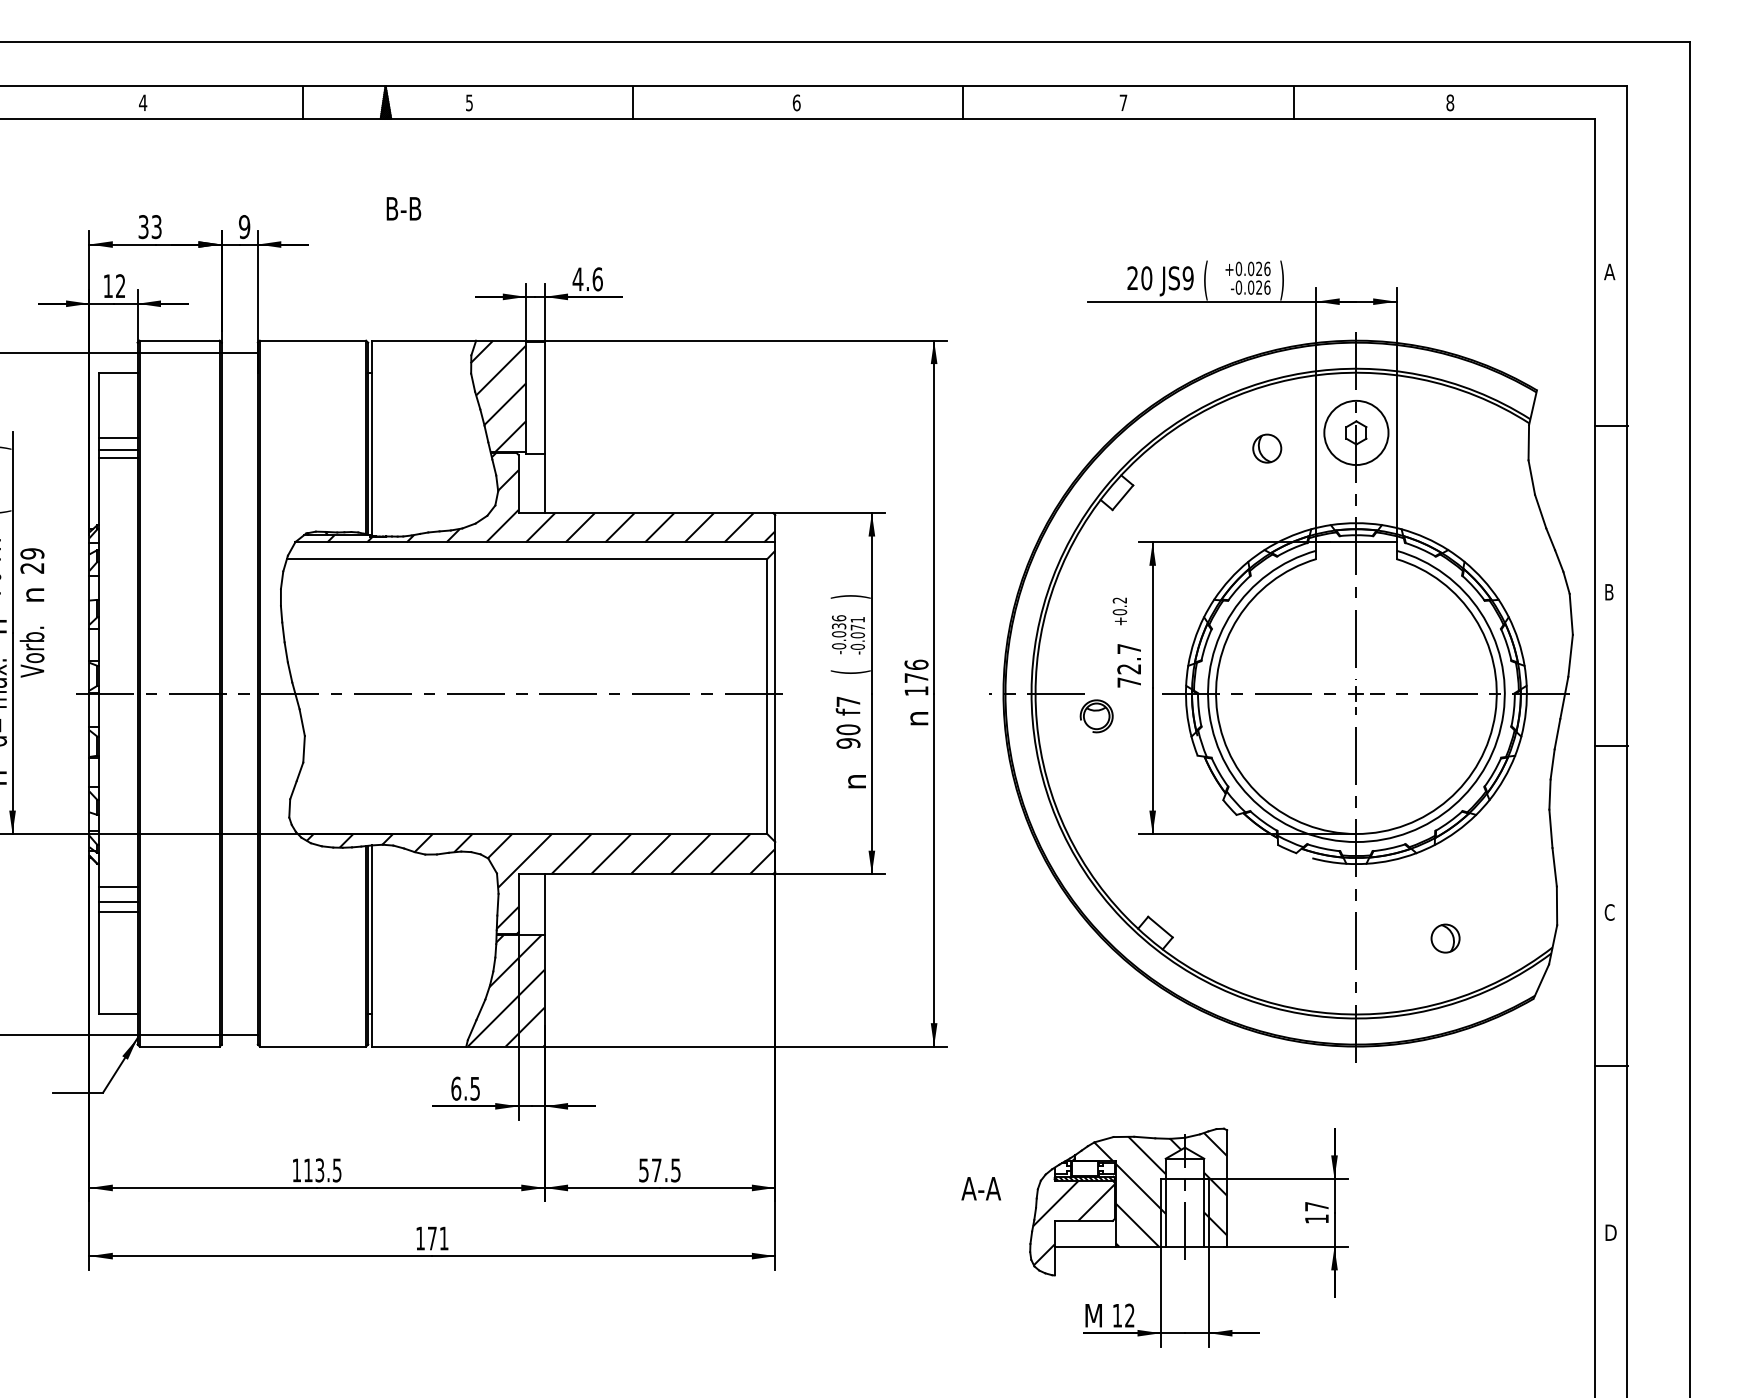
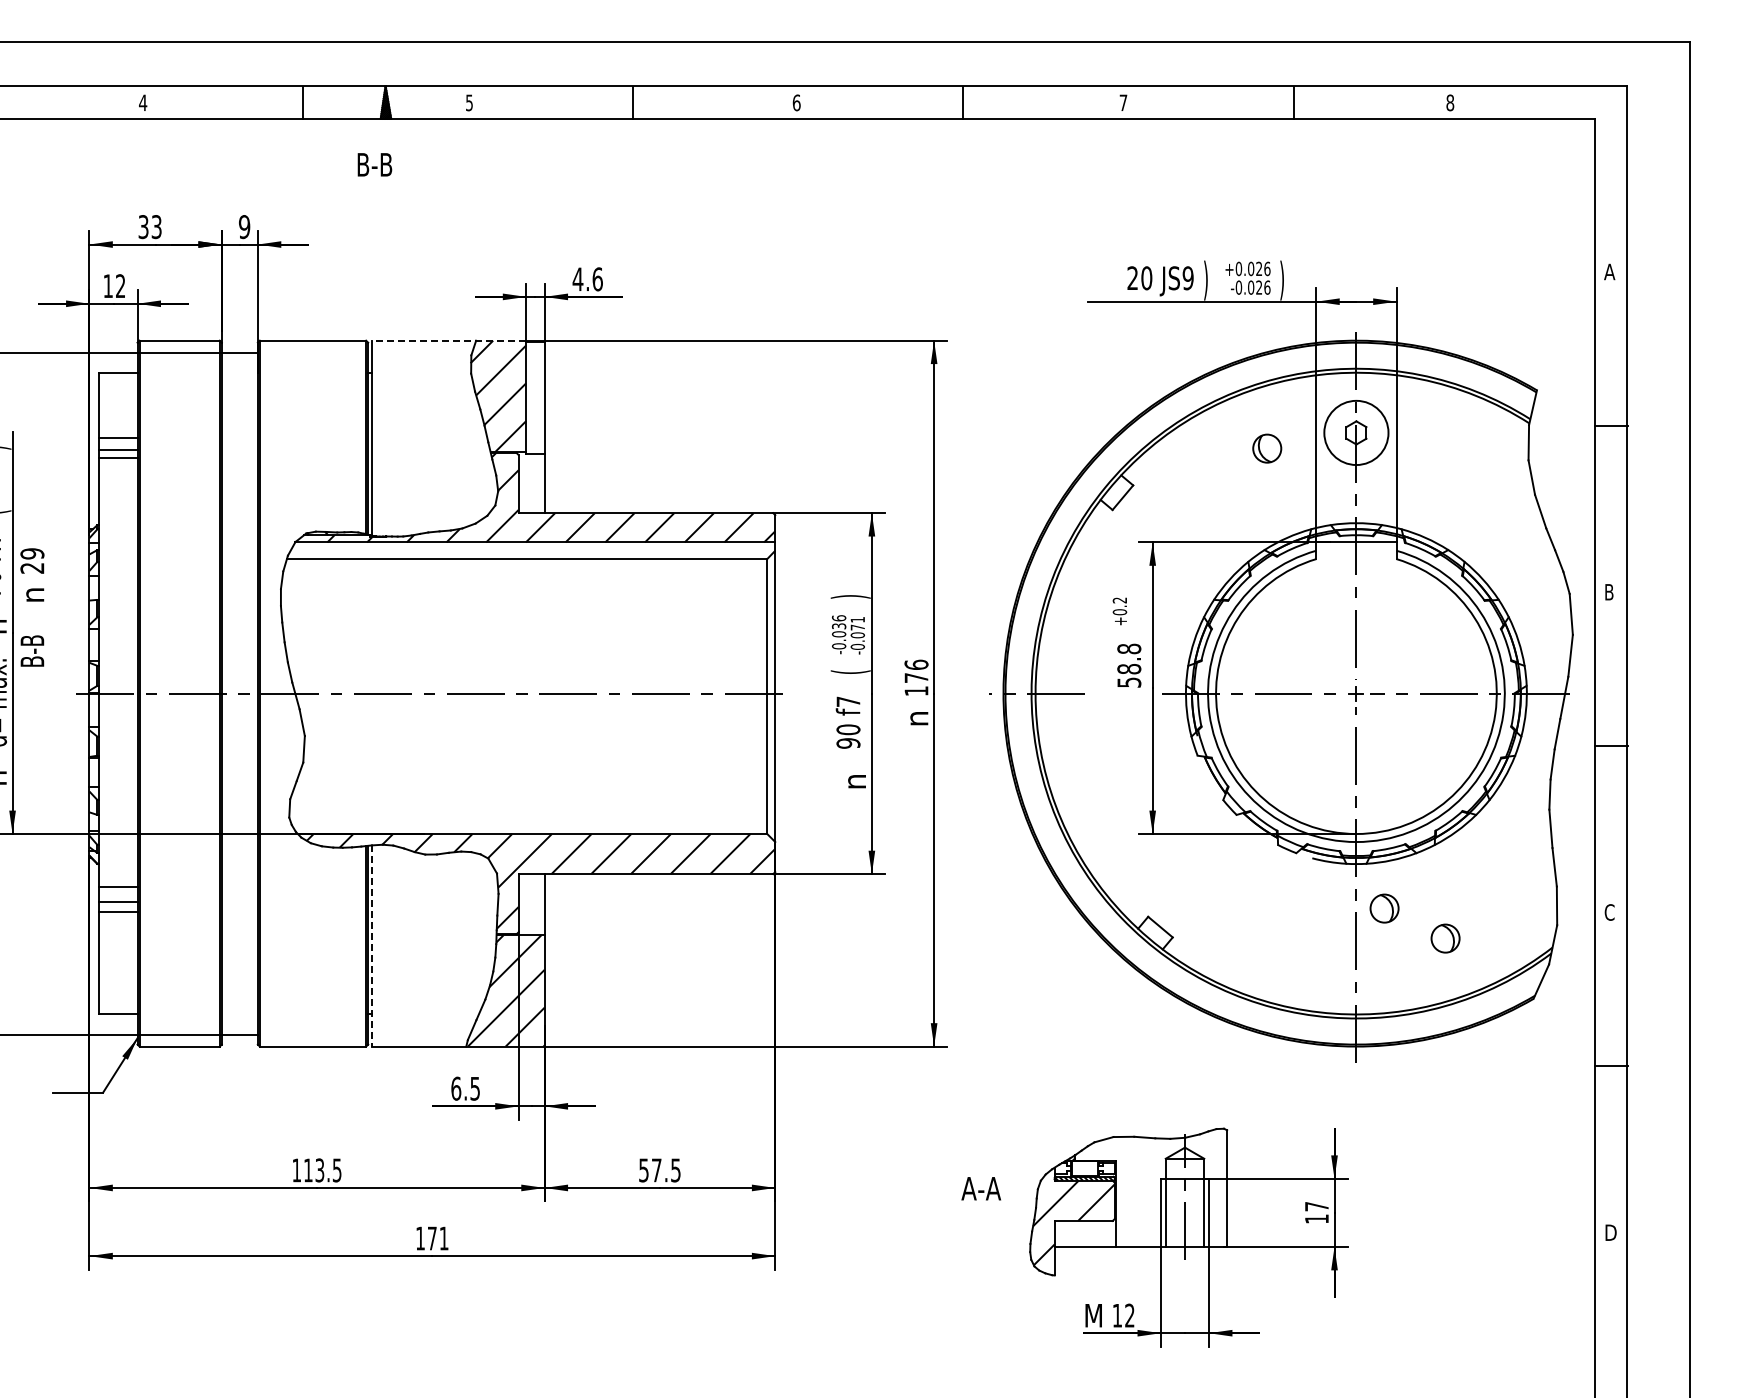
text position: (403, 208) -> (374, 164) (374, 164)
text: ( -> ) (1205, 280)
line: solid -> dashed (448, 340)
text: Vorb. -> B-B (31, 651)
text: 72.7 -> 58.8 (1129, 665)
part: present -> none (1096, 716)
part: none -> present (1384, 908)
line: solid -> dashed (372, 945)
hatch: present -> none (1160, 1189)
